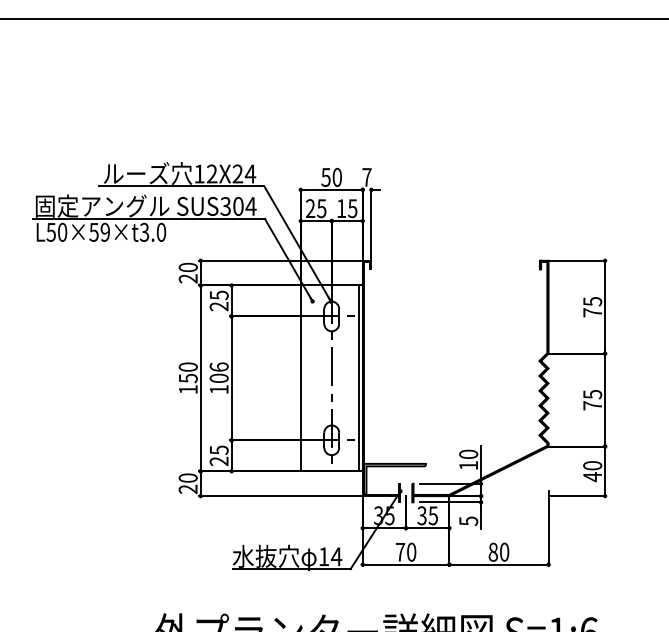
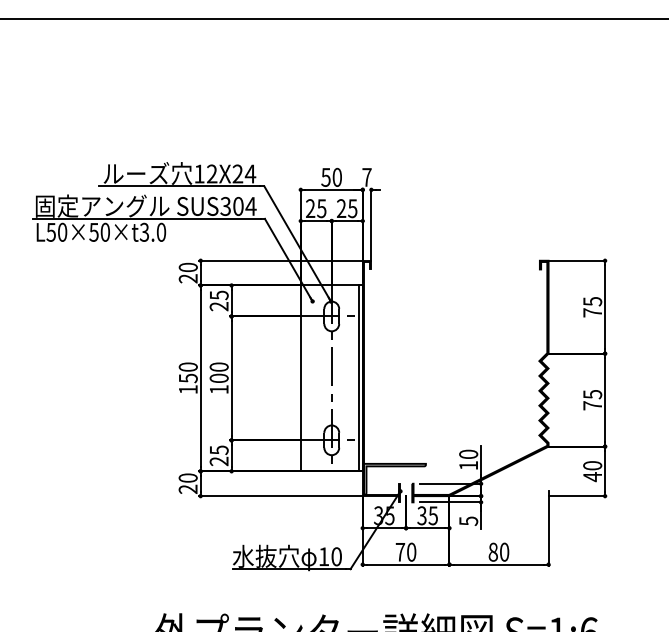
text: 15 -> 25 (341, 208)
text: L50×59×t3.0 -> L50×50×t3.0 (104, 232)
text: 106 -> 100 (218, 366)
text: 14 -> 10 (336, 556)
